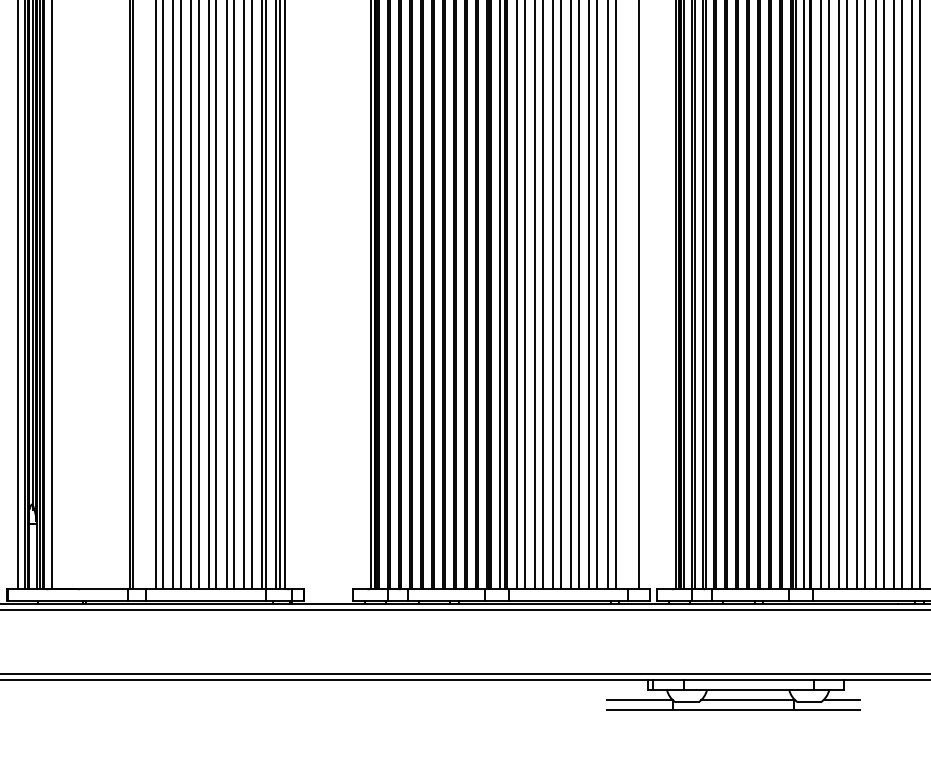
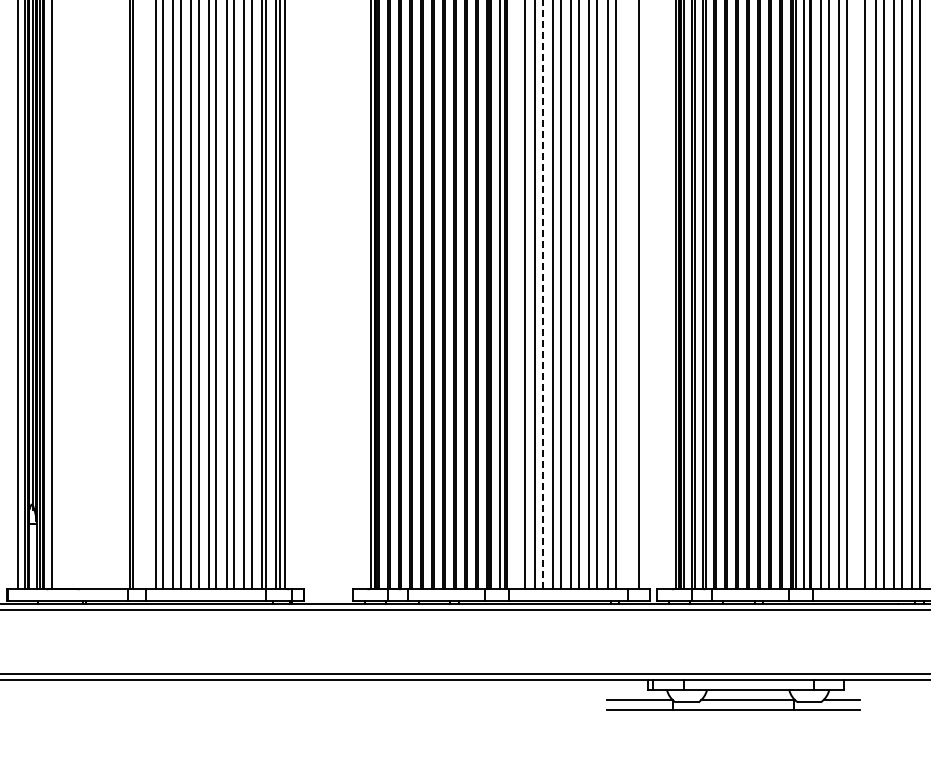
line: solid -> dashed (542, 294)
line: present -> none (516, 295)
line: present -> none (857, 295)
